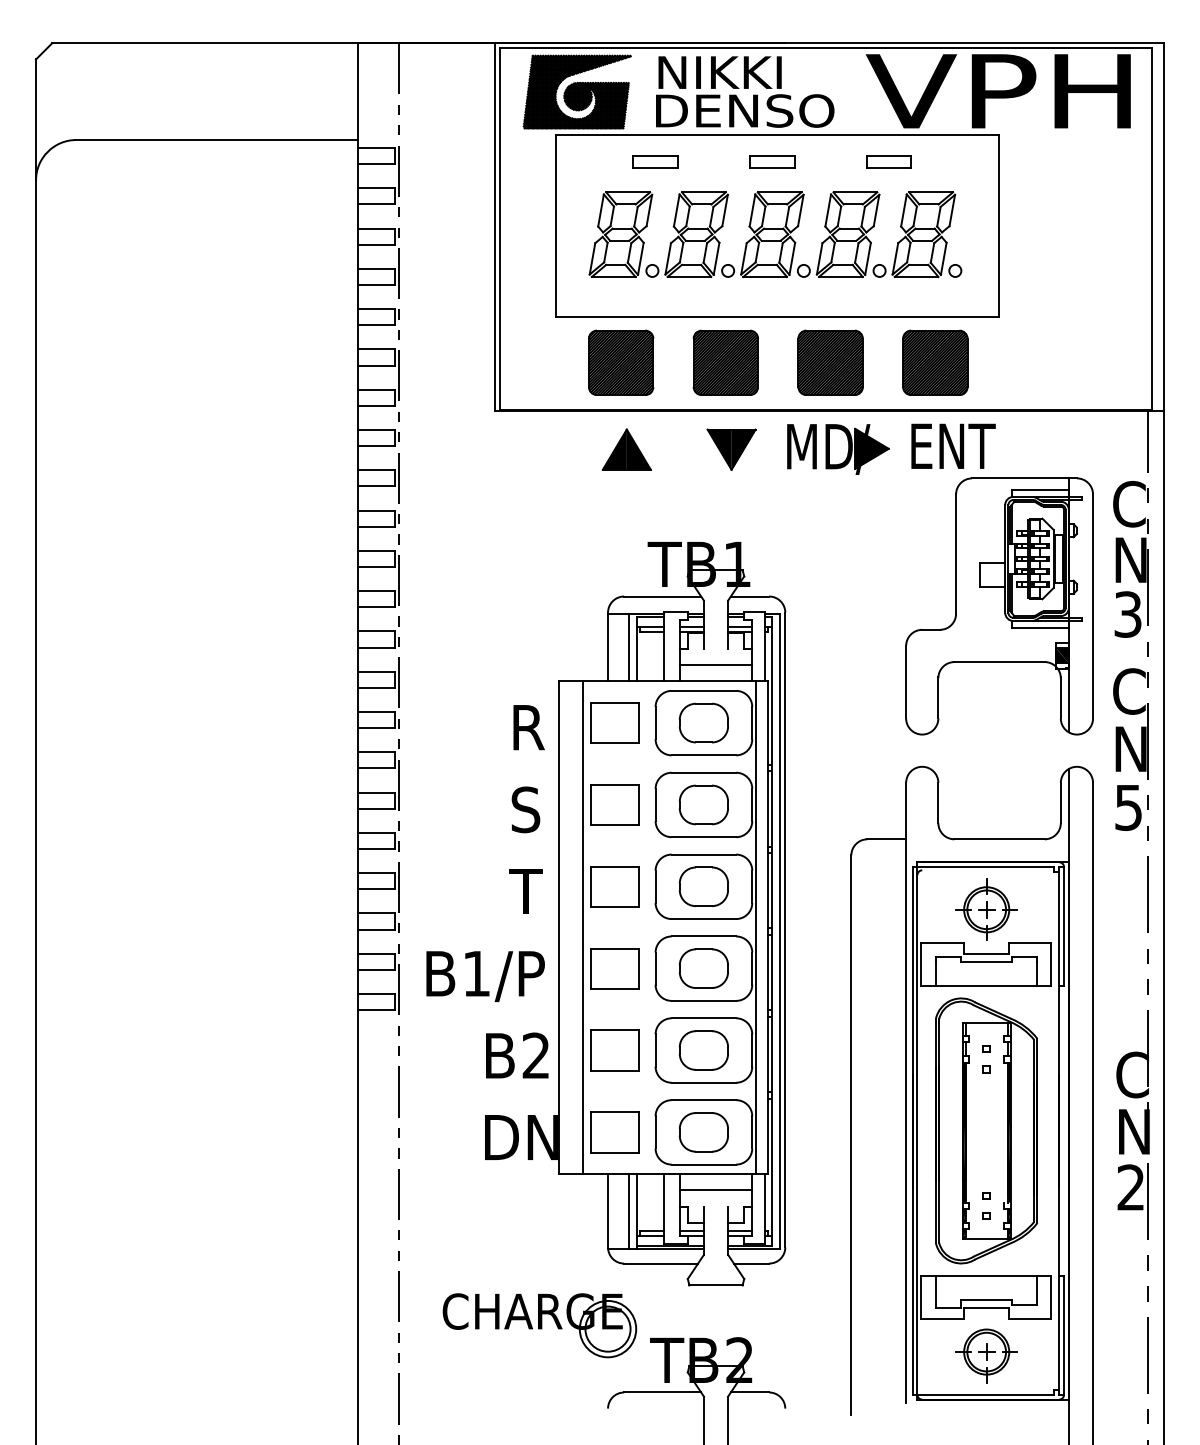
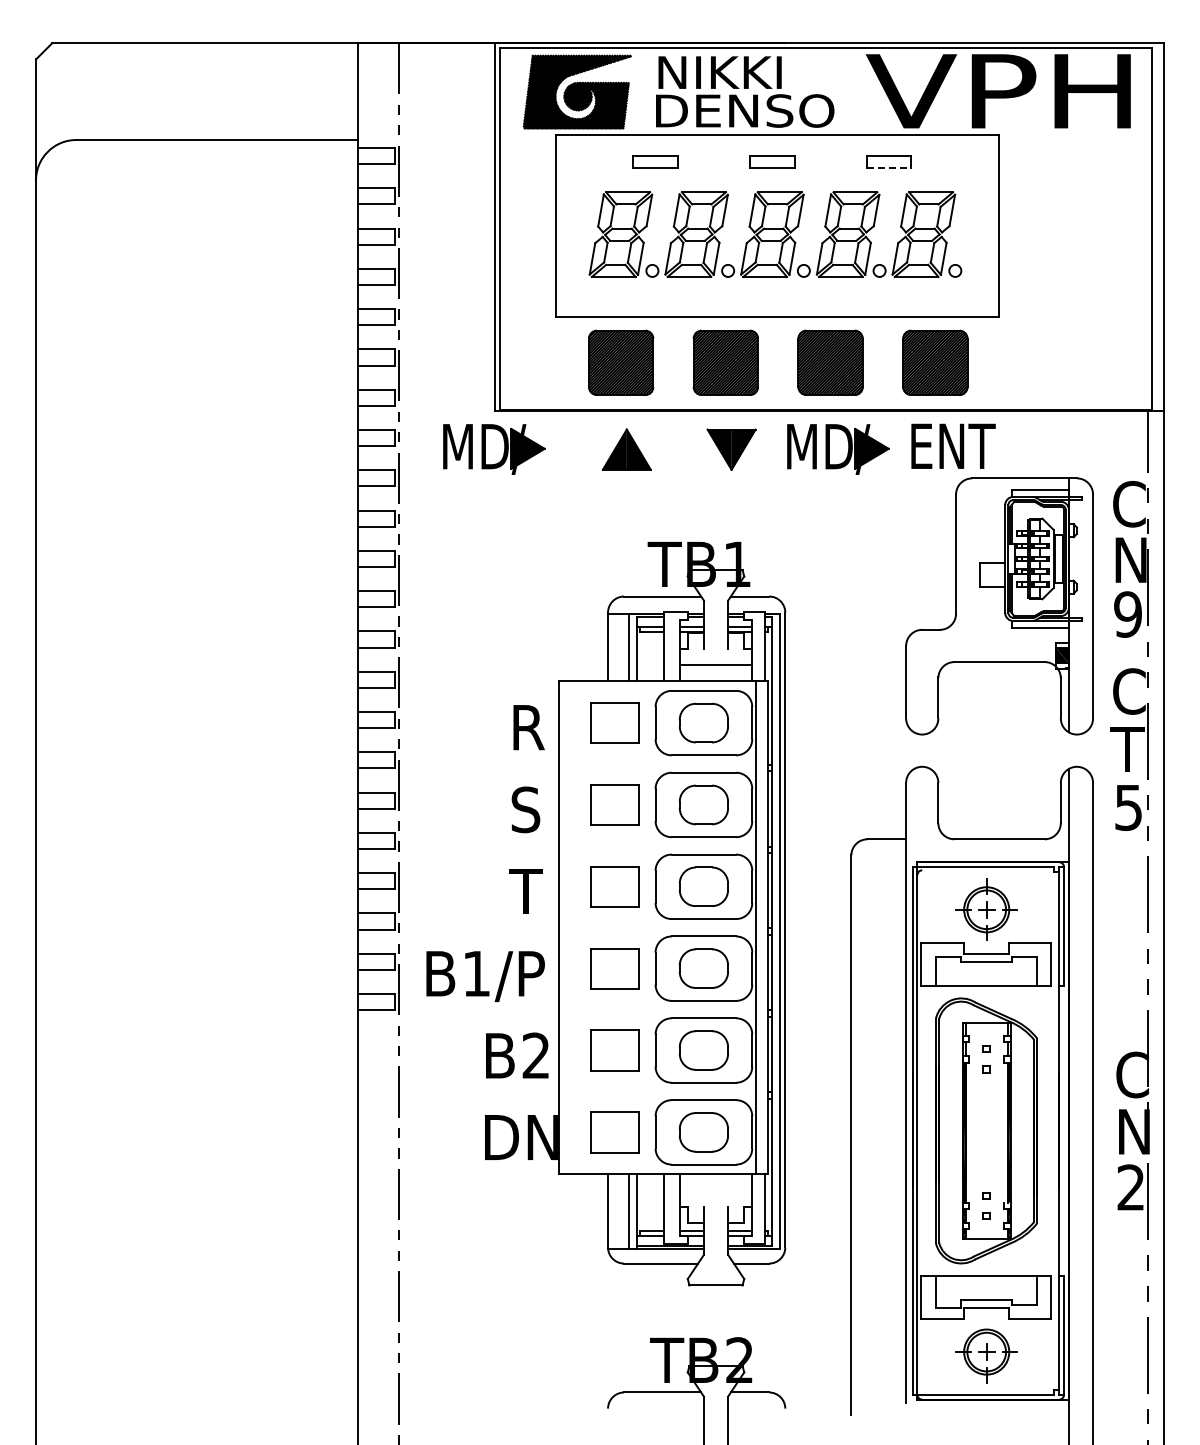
line: solid -> dashed (889, 168)
part: none -> present (494, 449)
text: 3 -> 9 (1127, 614)
text: N -> T (1128, 748)
line: present -> none (583, 927)
line: present -> none (715, 1190)
part: present -> none (539, 1325)
